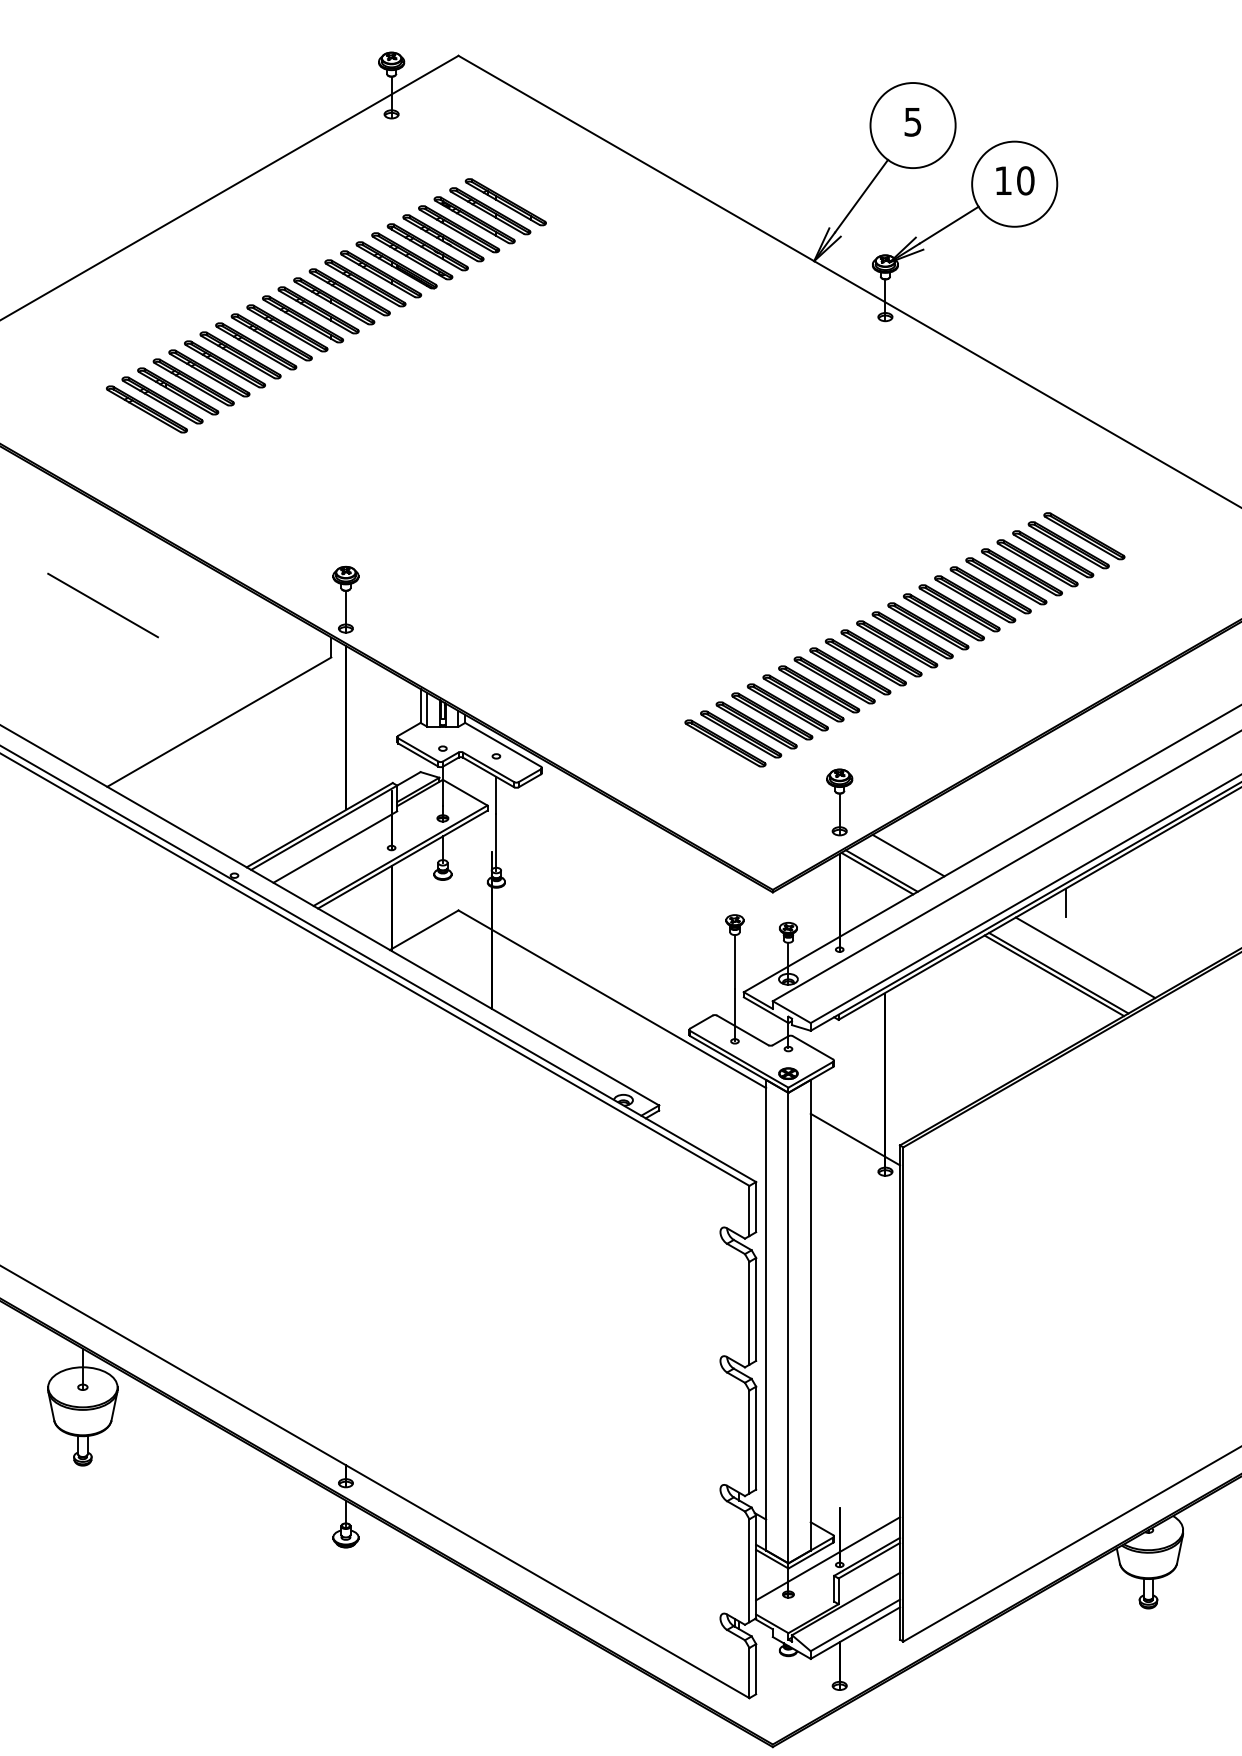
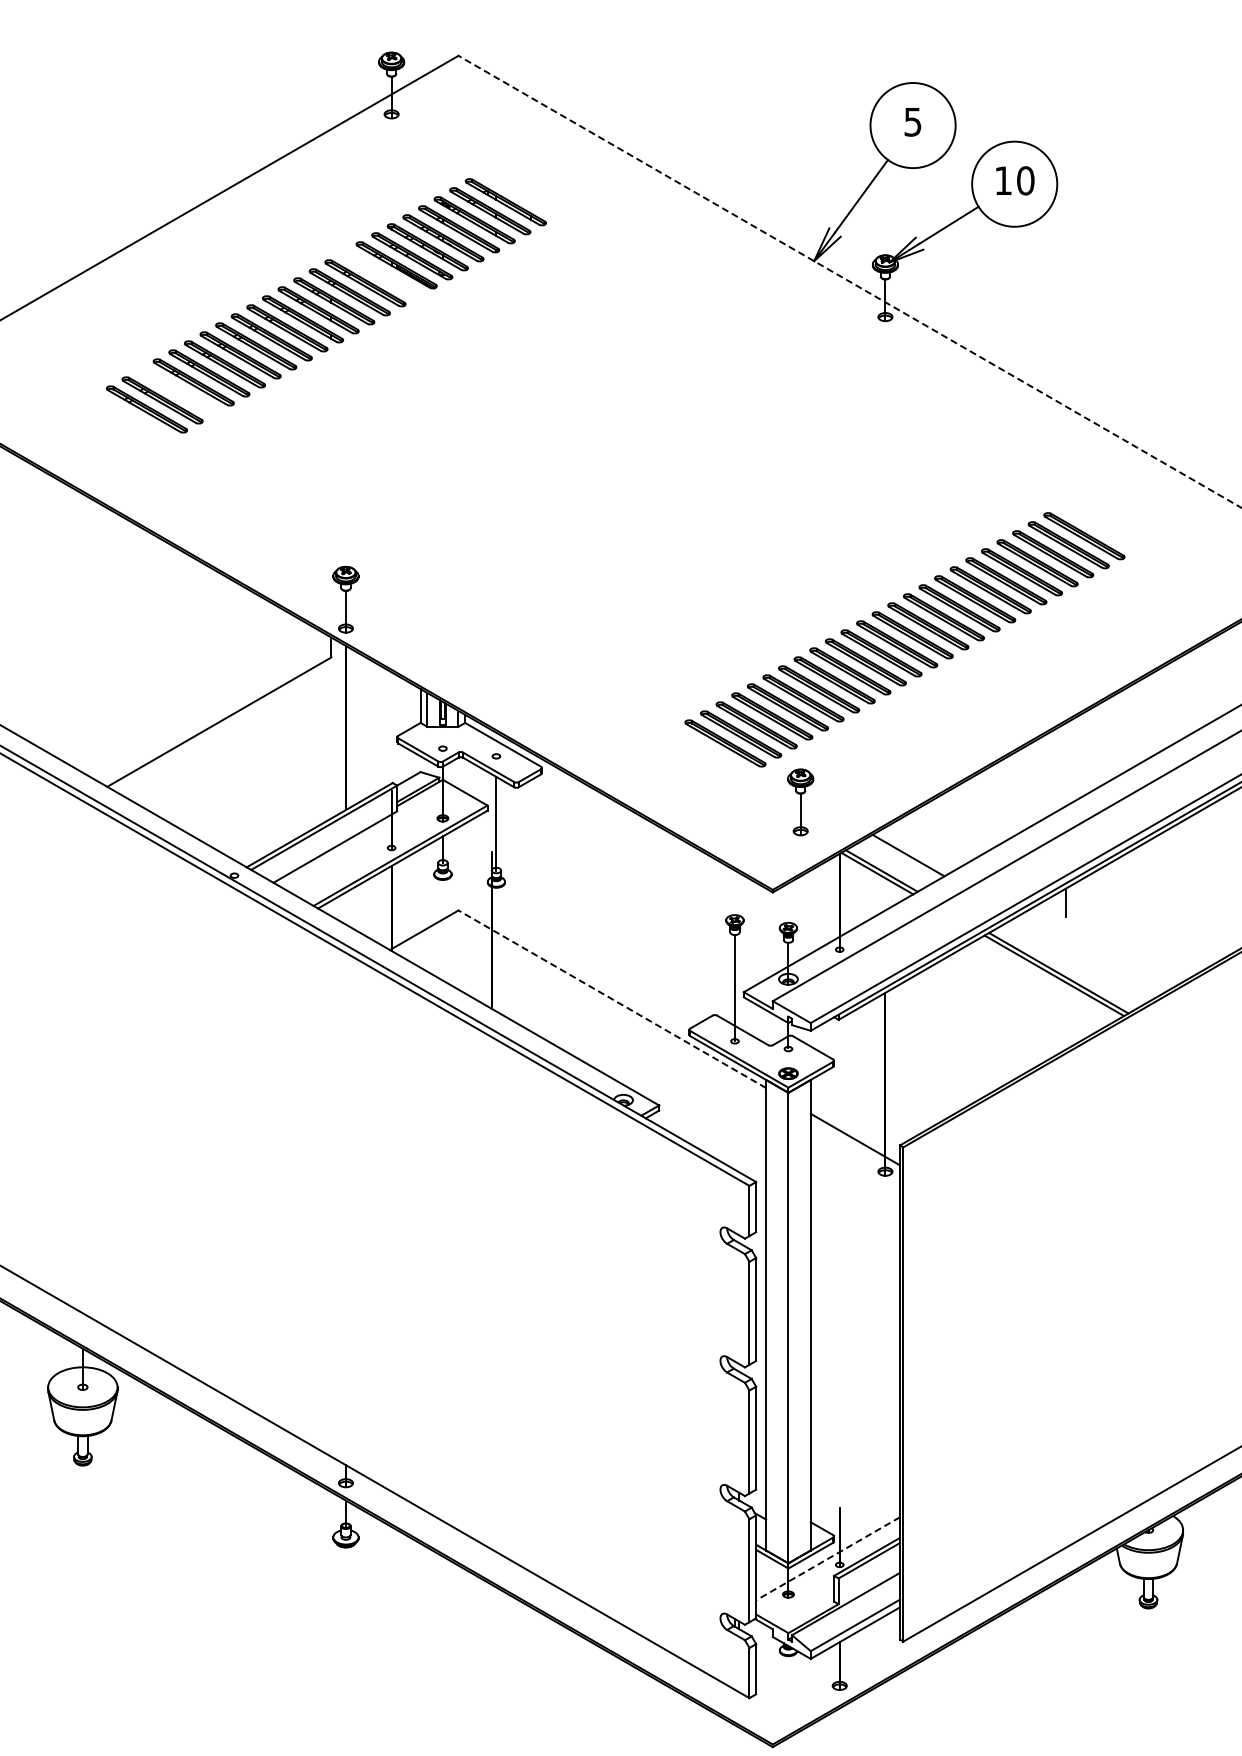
part: present -> none (381, 274)
line: solid -> dashed (849, 281)
part: present -> none (178, 391)
line: present -> none (103, 605)
part position: (839, 802) -> (800, 802) (800, 802)
line: present -> none (1085, 957)
line: solid -> dashed (612, 999)
line: solid -> dashed (827, 1559)
